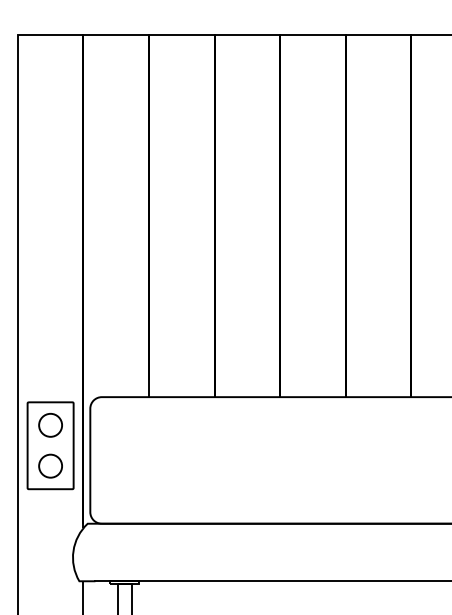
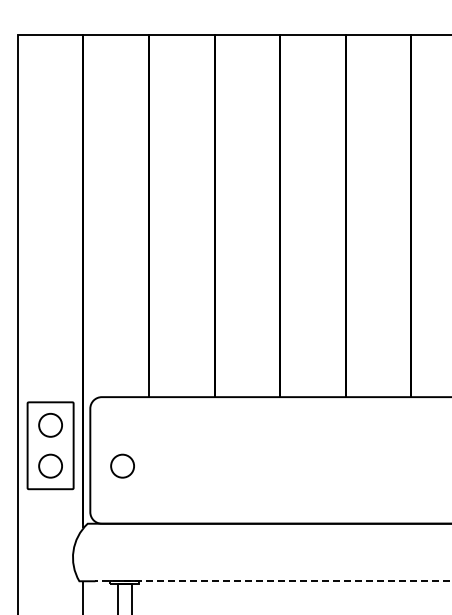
circle: none -> present (122, 465)
line: solid -> dashed (273, 581)
